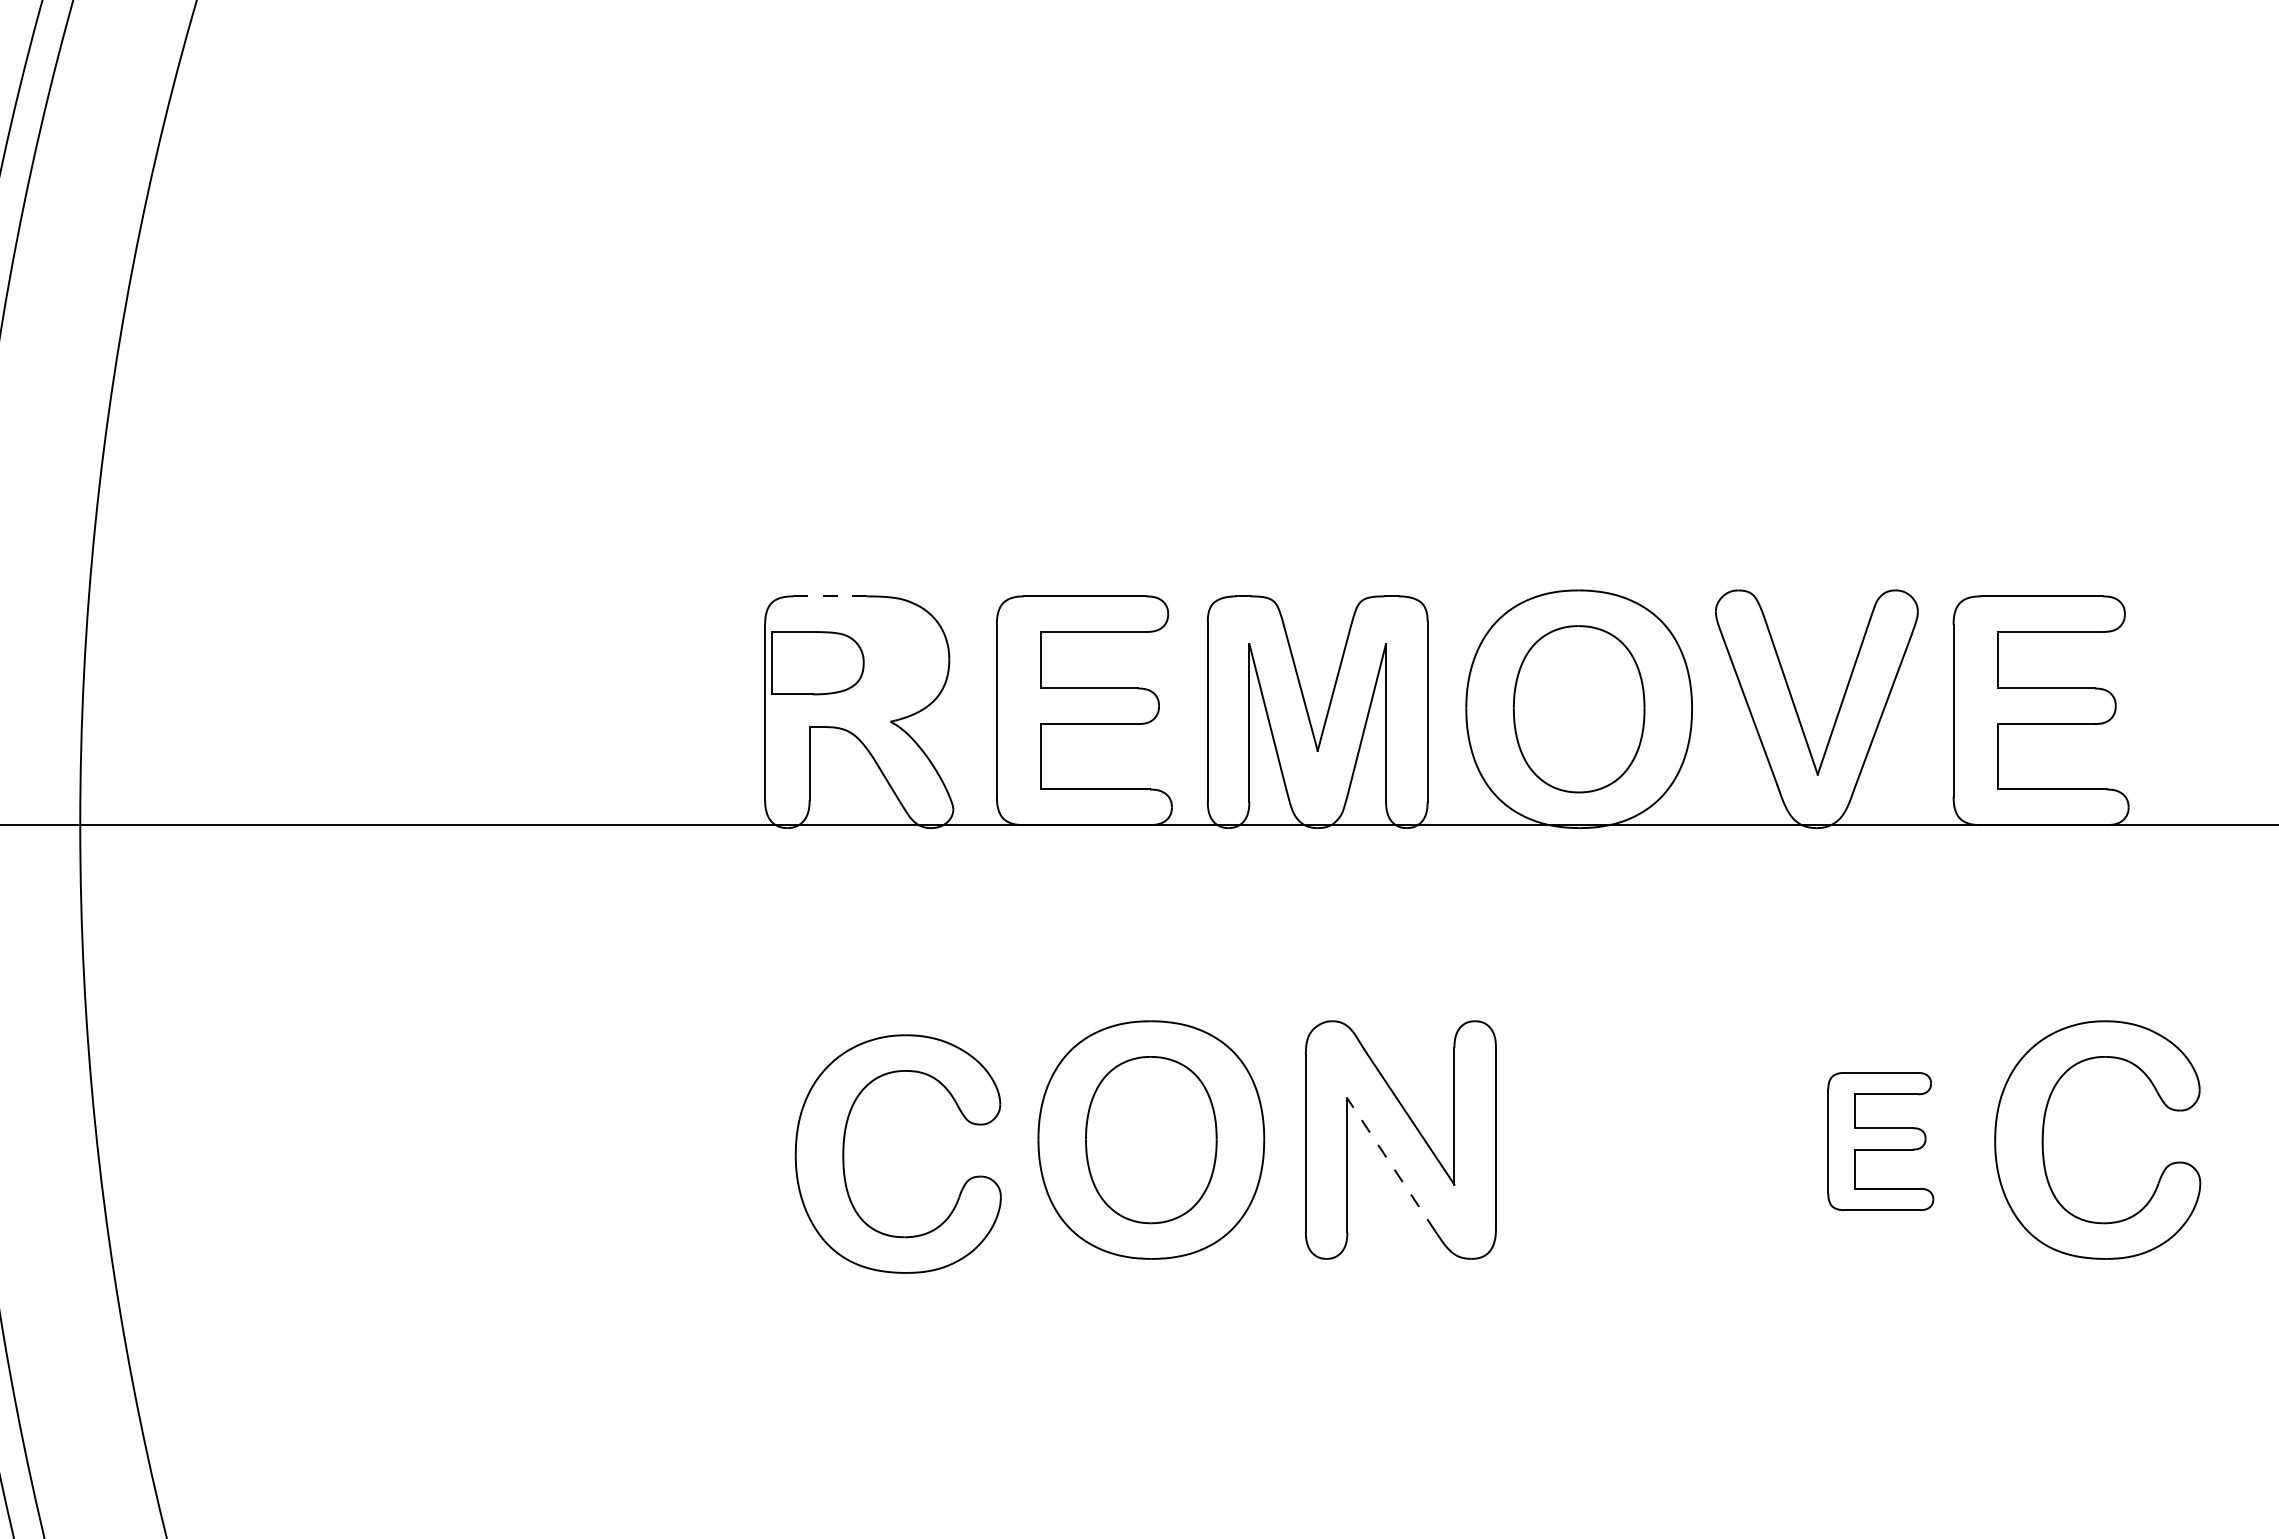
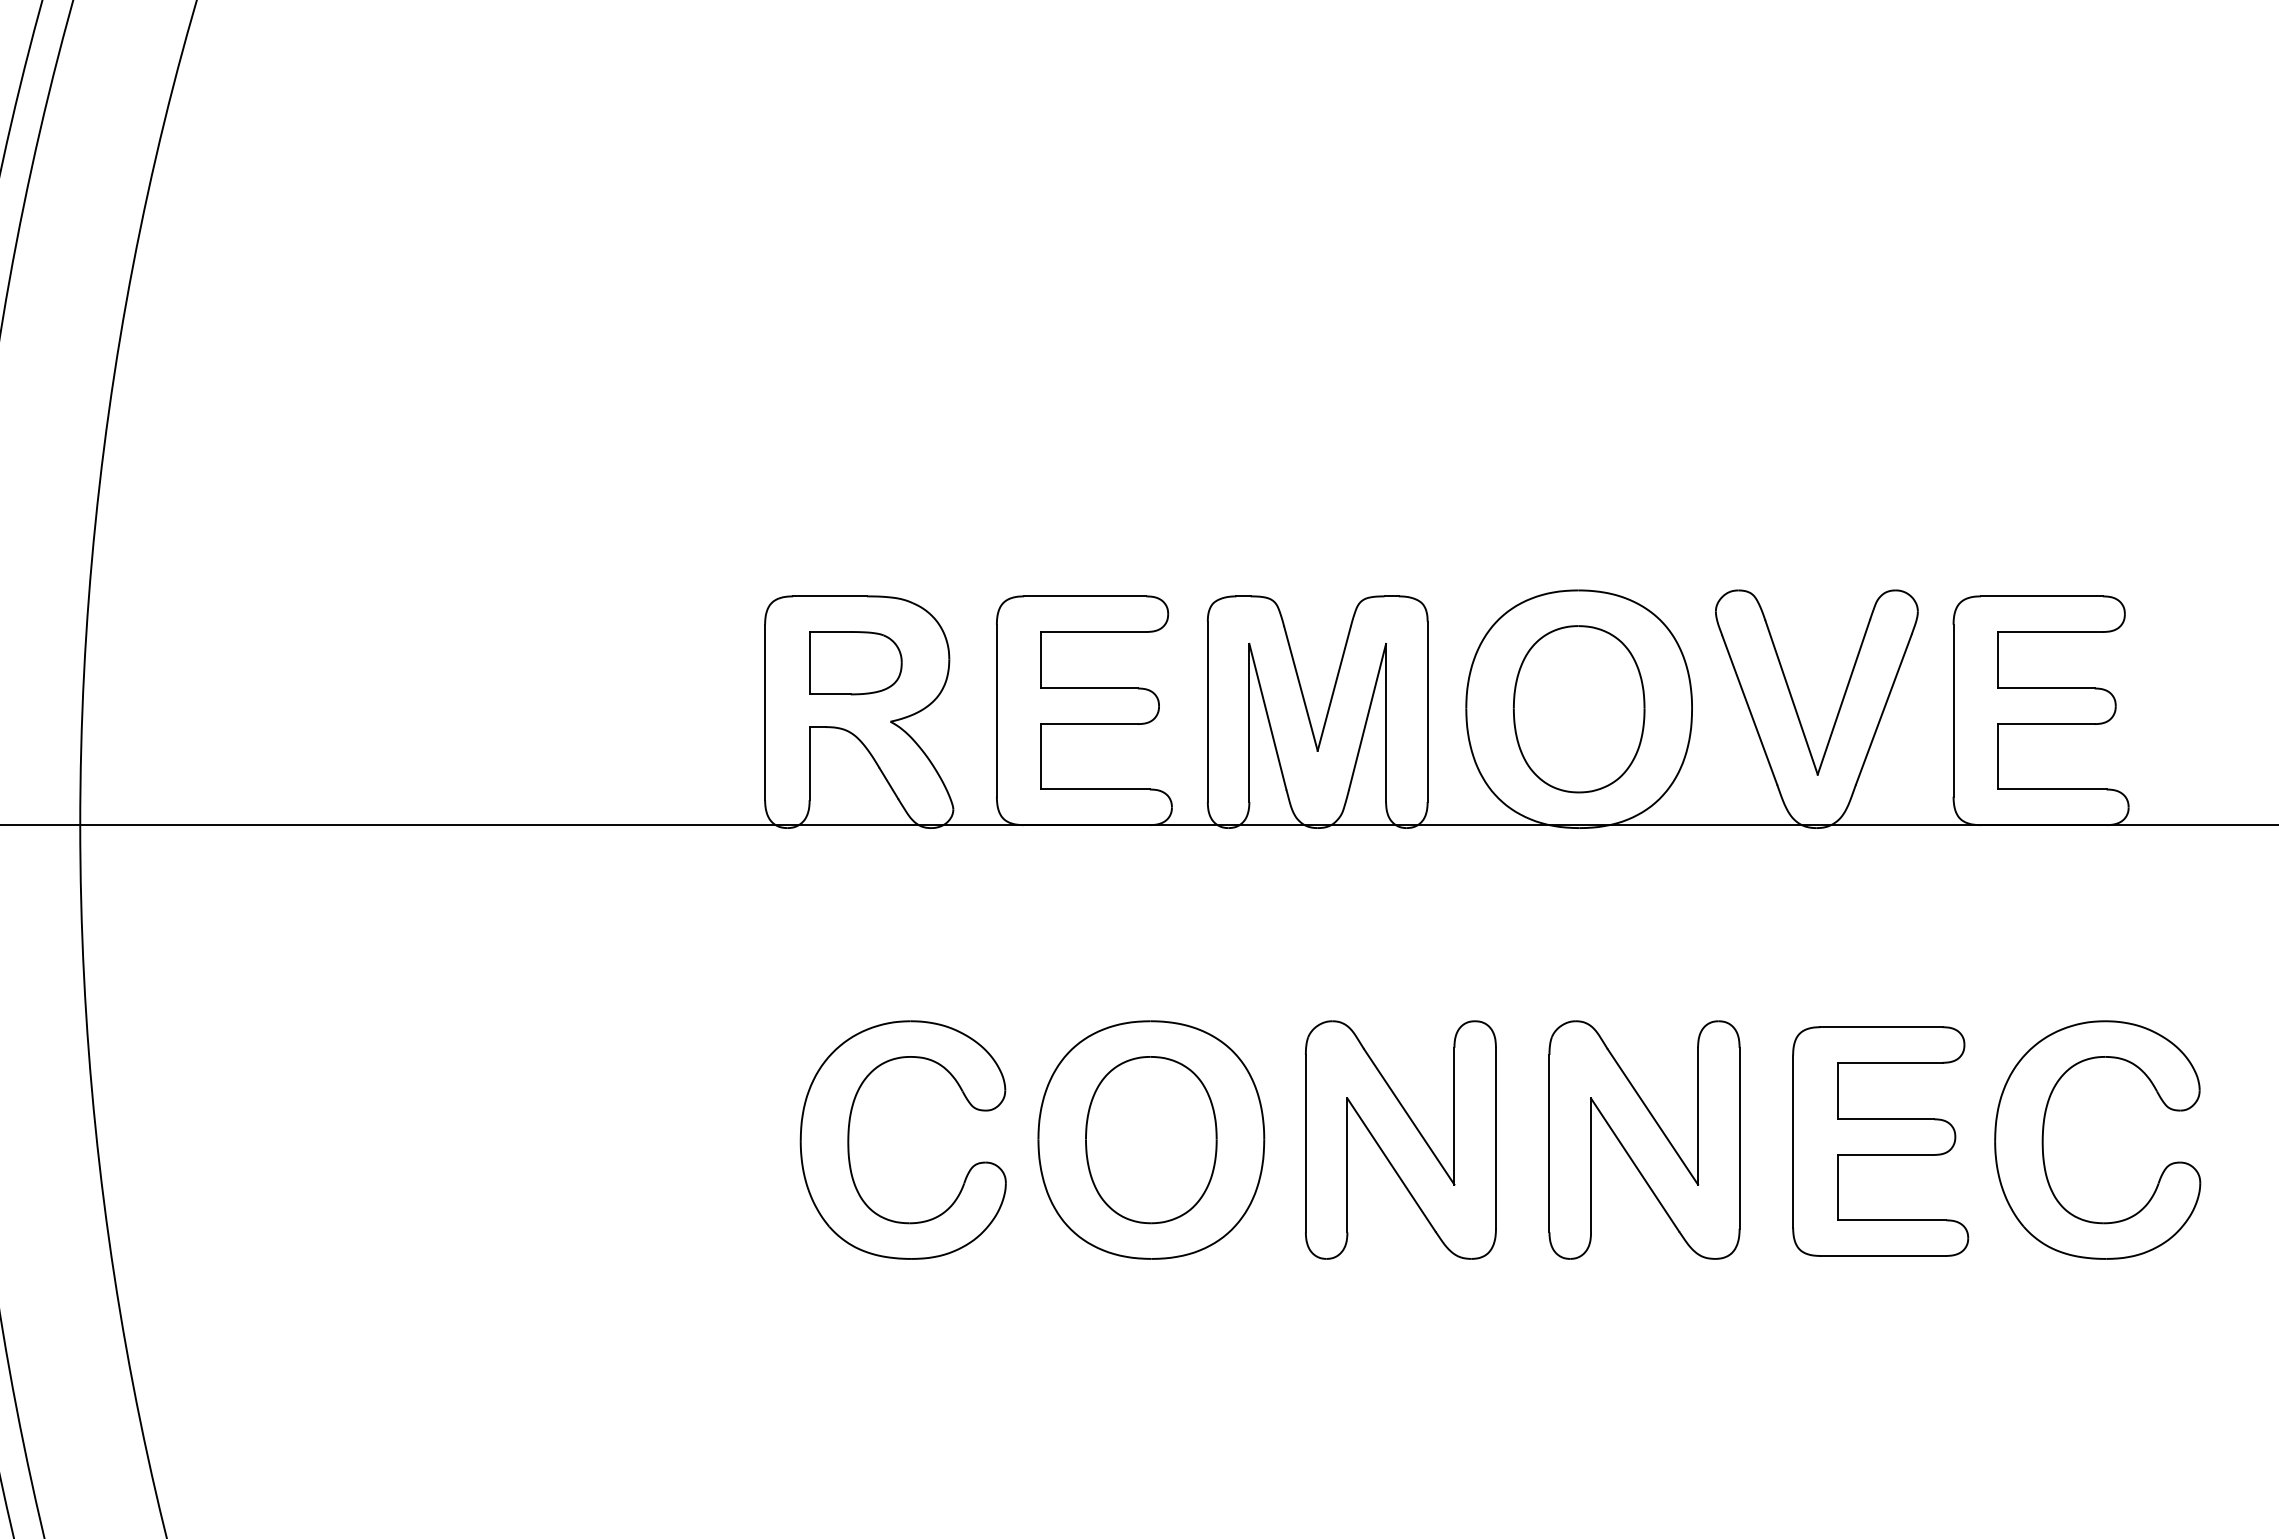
line: dashed -> solid (830, 596)
part position: (817, 663) -> (855, 663) (855, 663)
part: none -> present (1644, 1139)
part size: 108x139 px -> 178x231 px (1880, 1141)
part position: (844, 1153) -> (849, 1139) (849, 1139)
line: dashed -> solid (1391, 1165)
